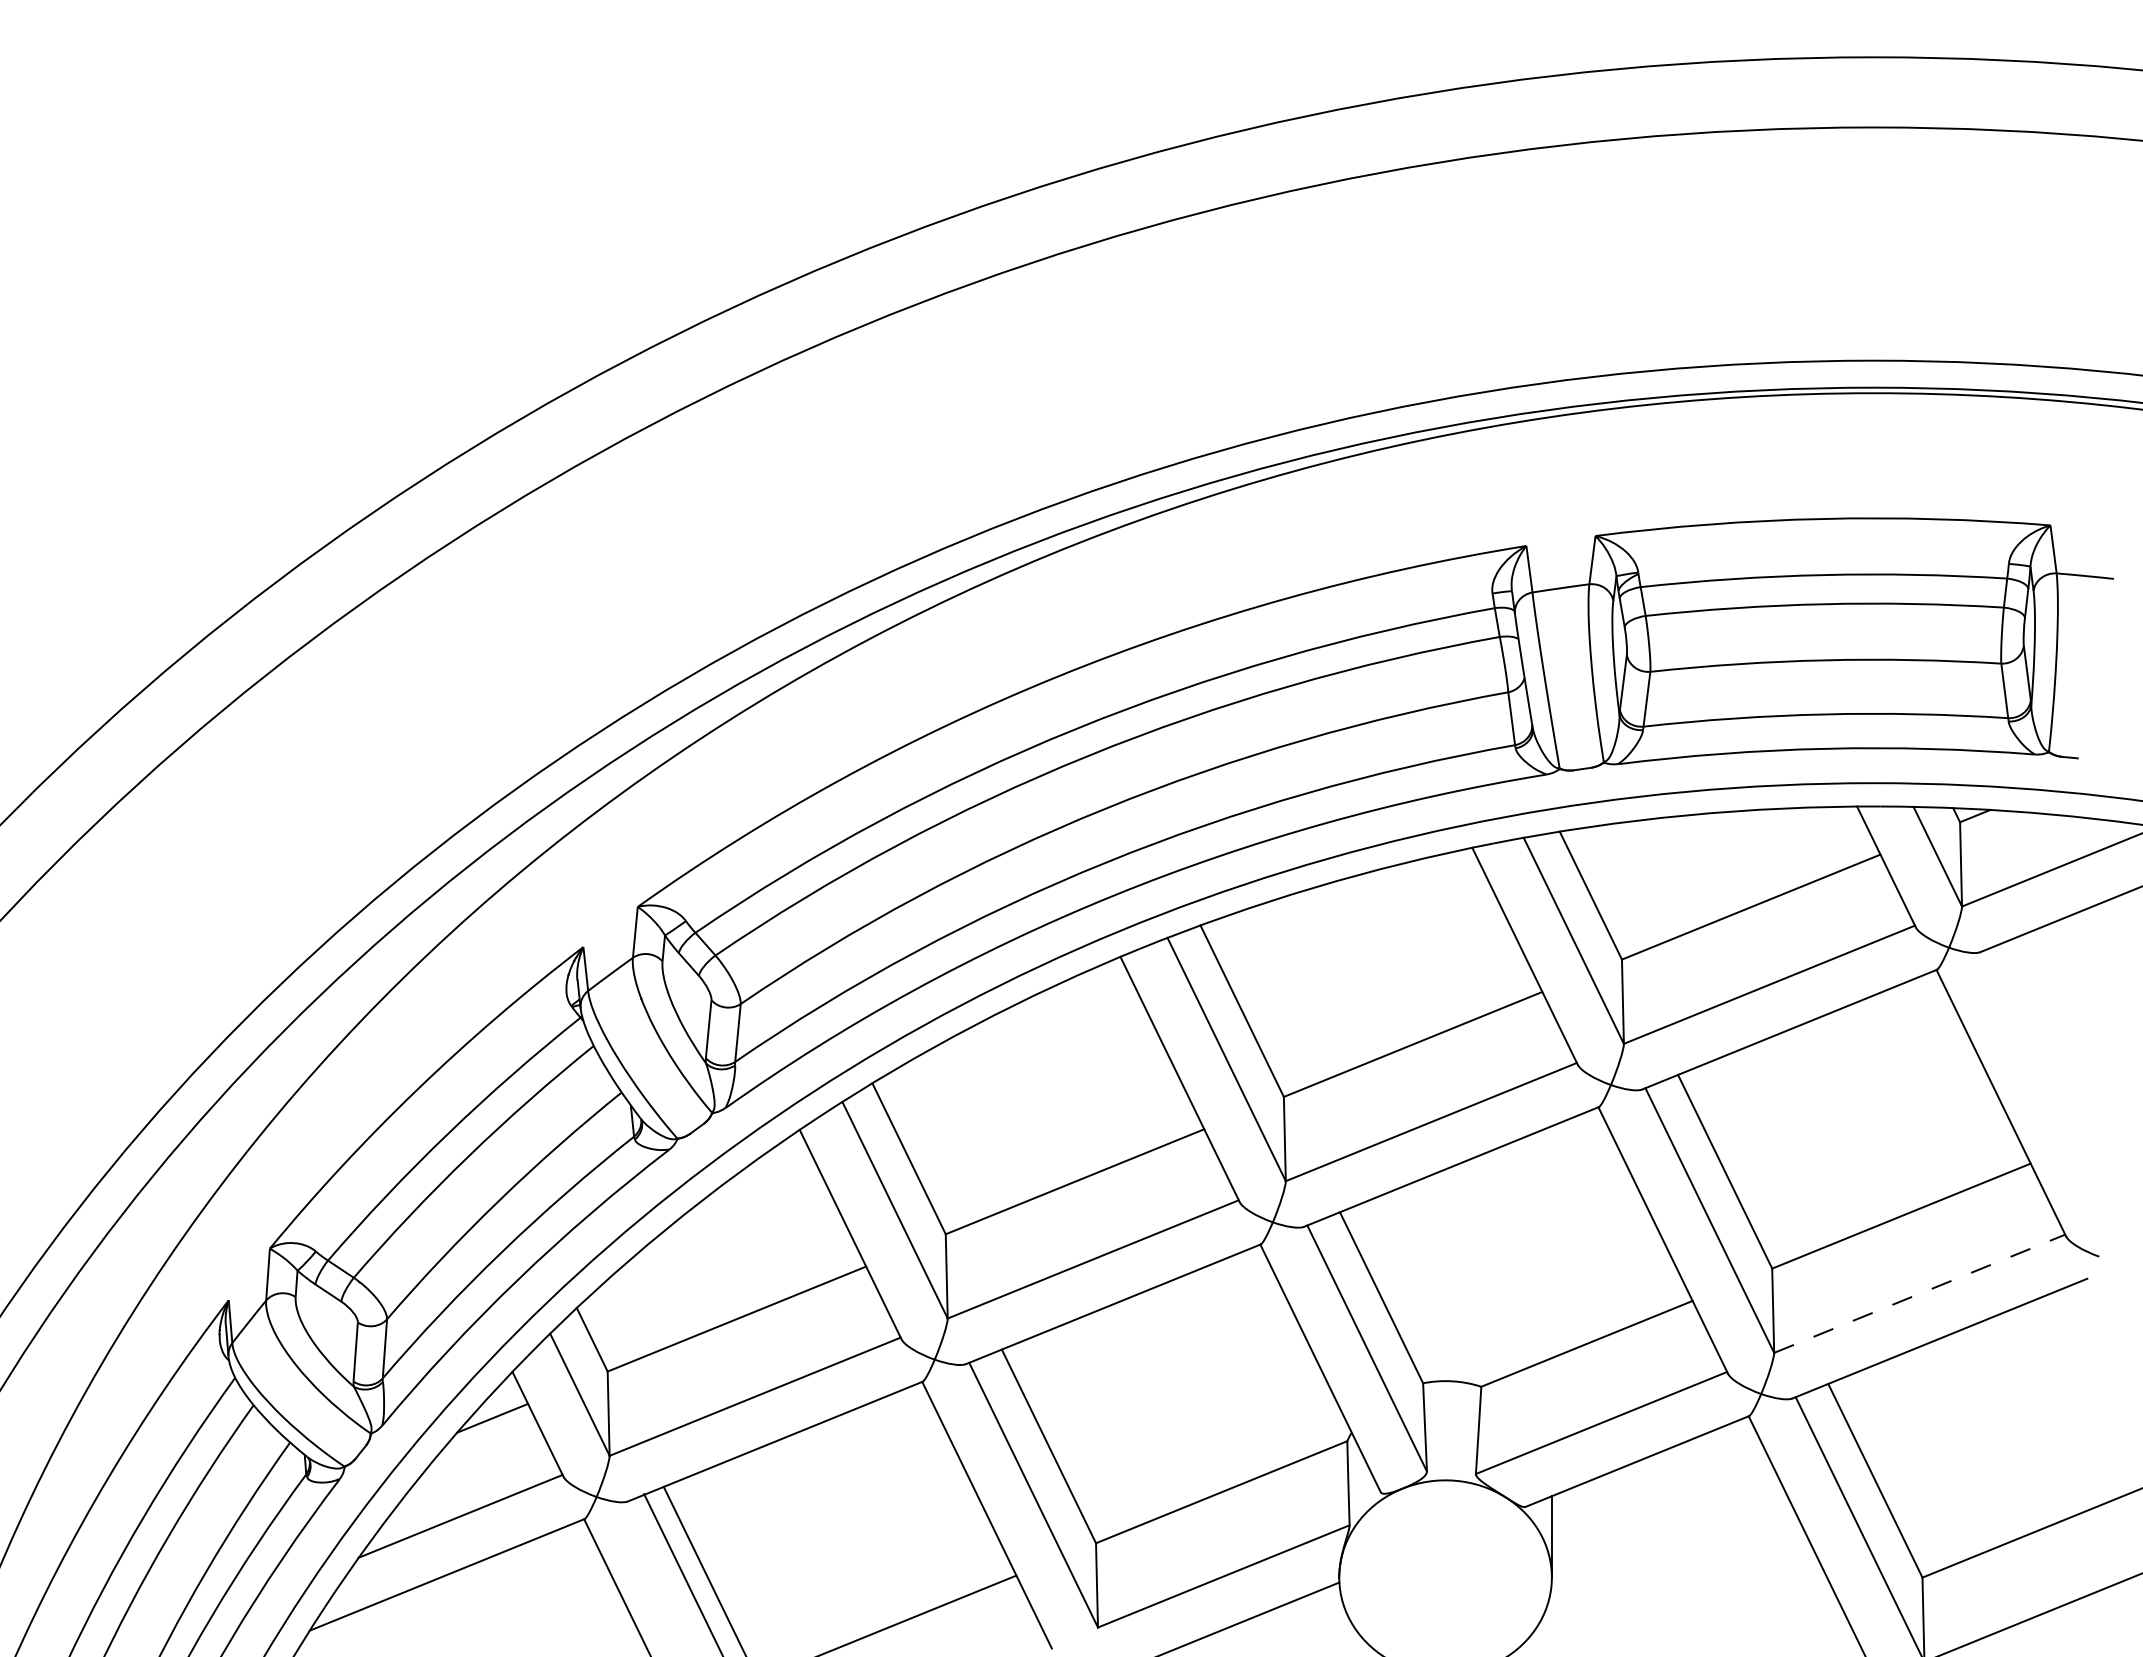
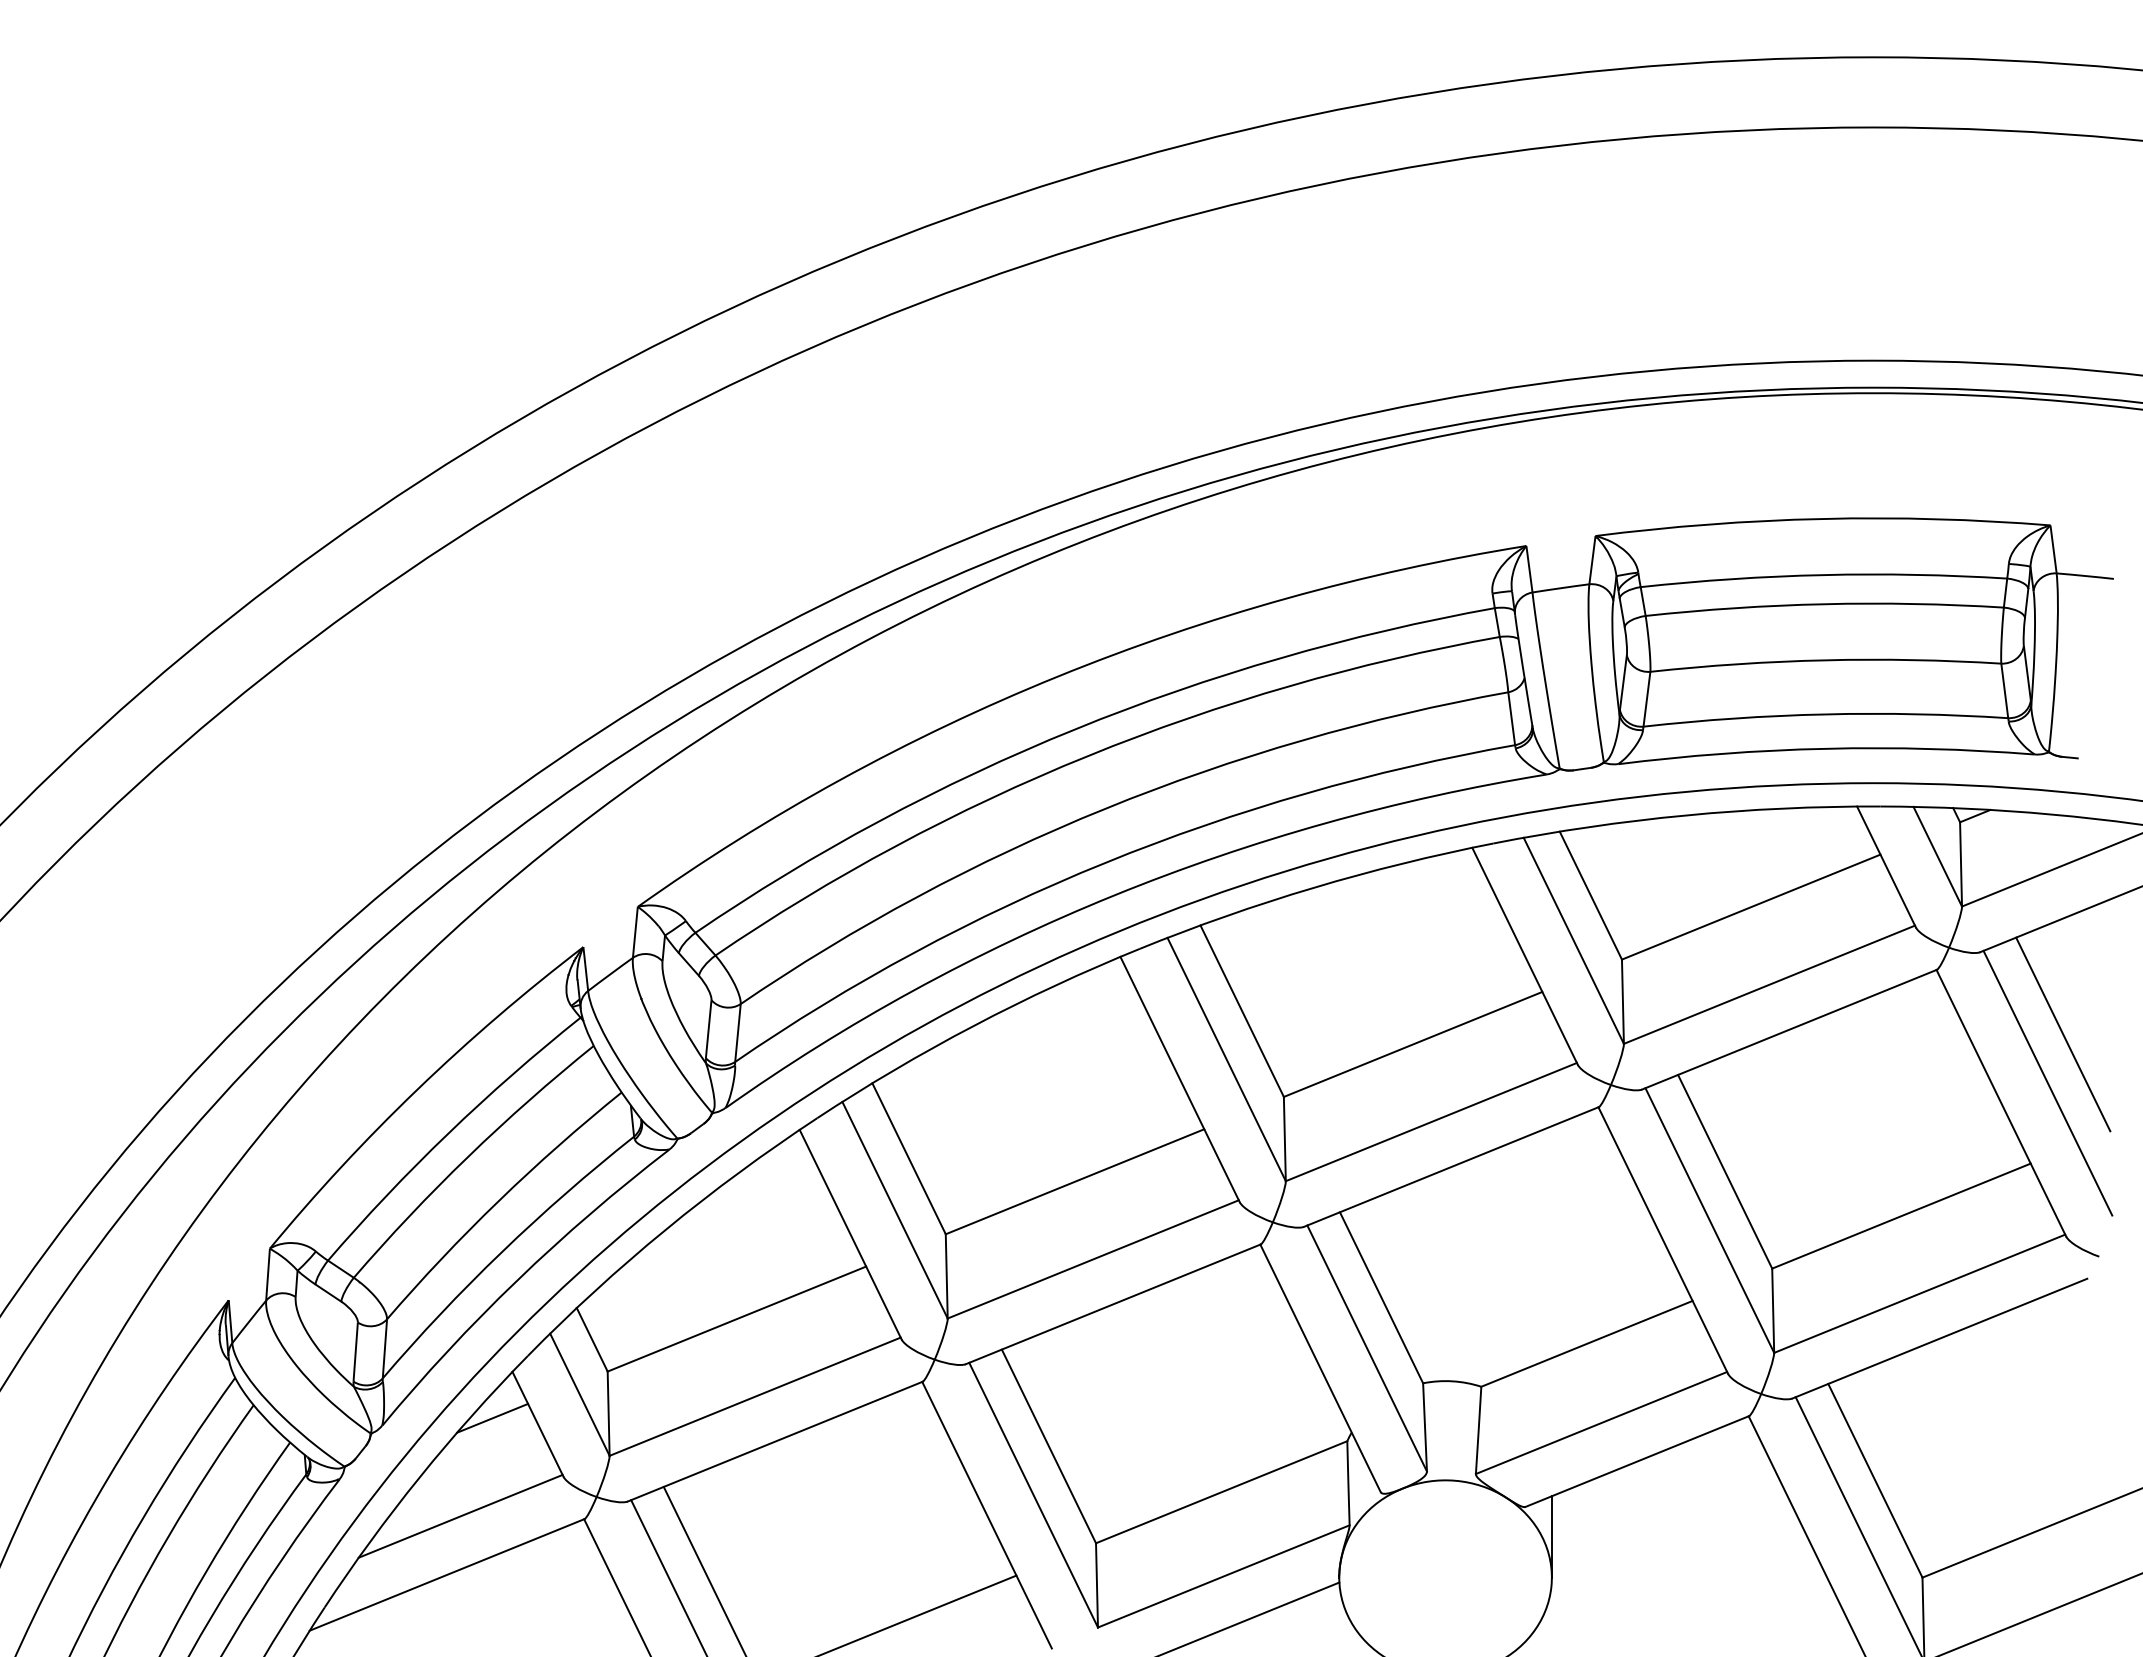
line: none -> present (2063, 1034)
line: none -> present (2047, 1082)
line: dashed -> solid (1920, 1293)
line position: (682, 1573) -> (668, 1576) (668, 1576)
